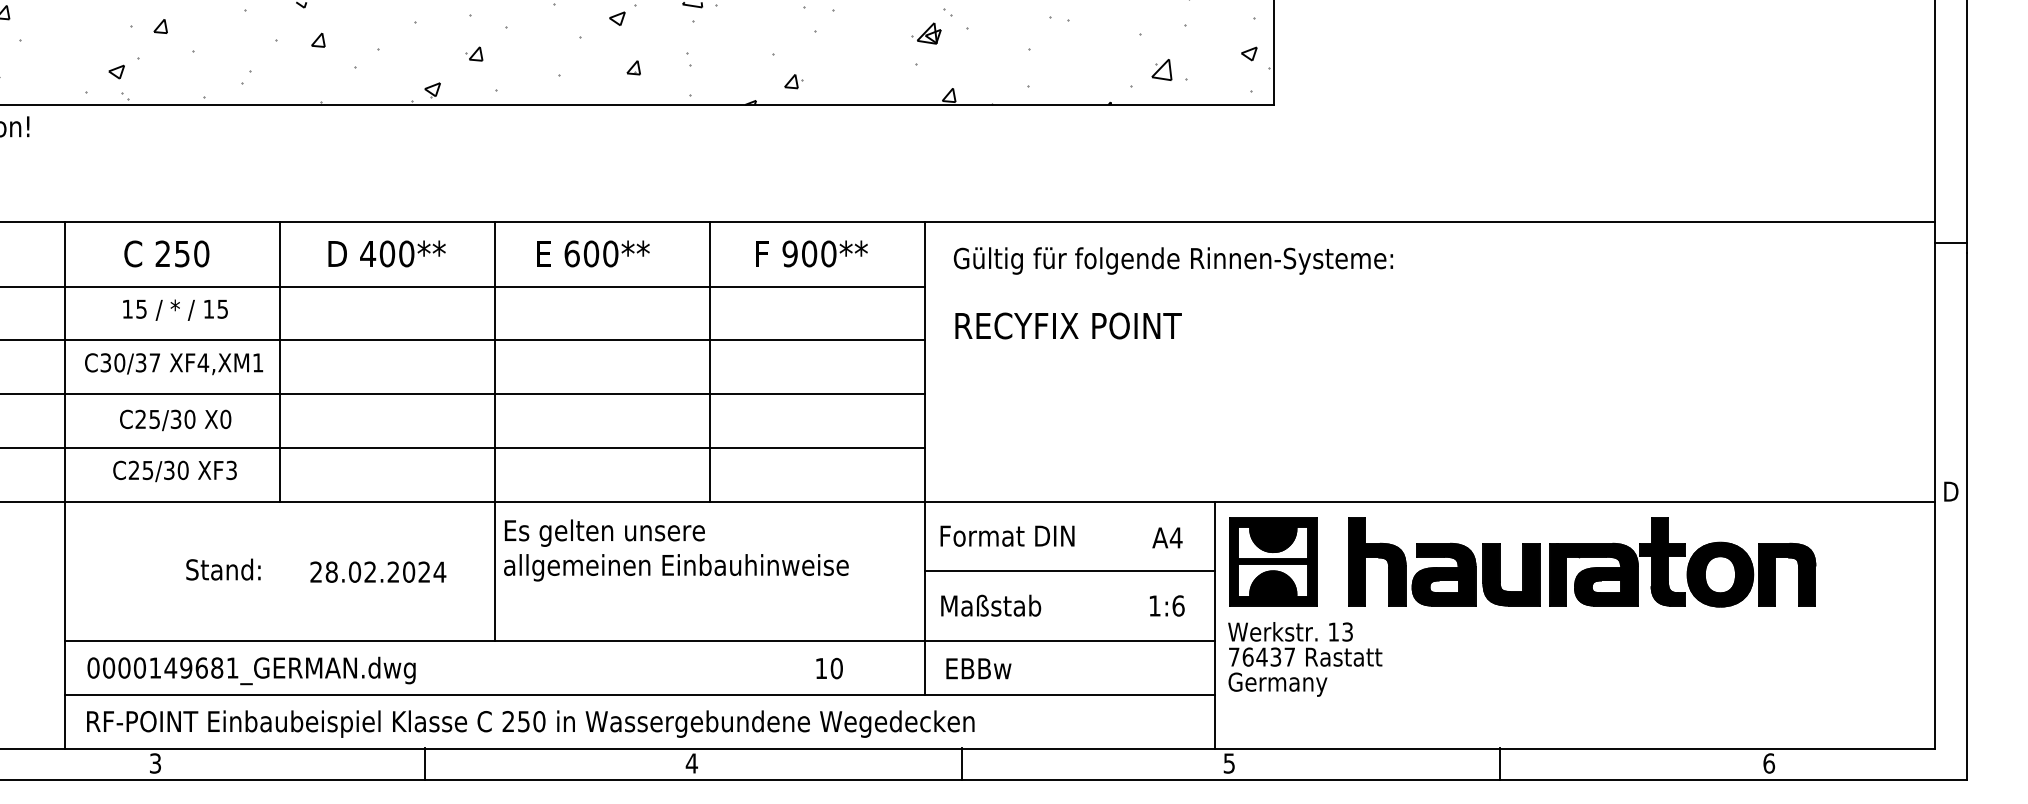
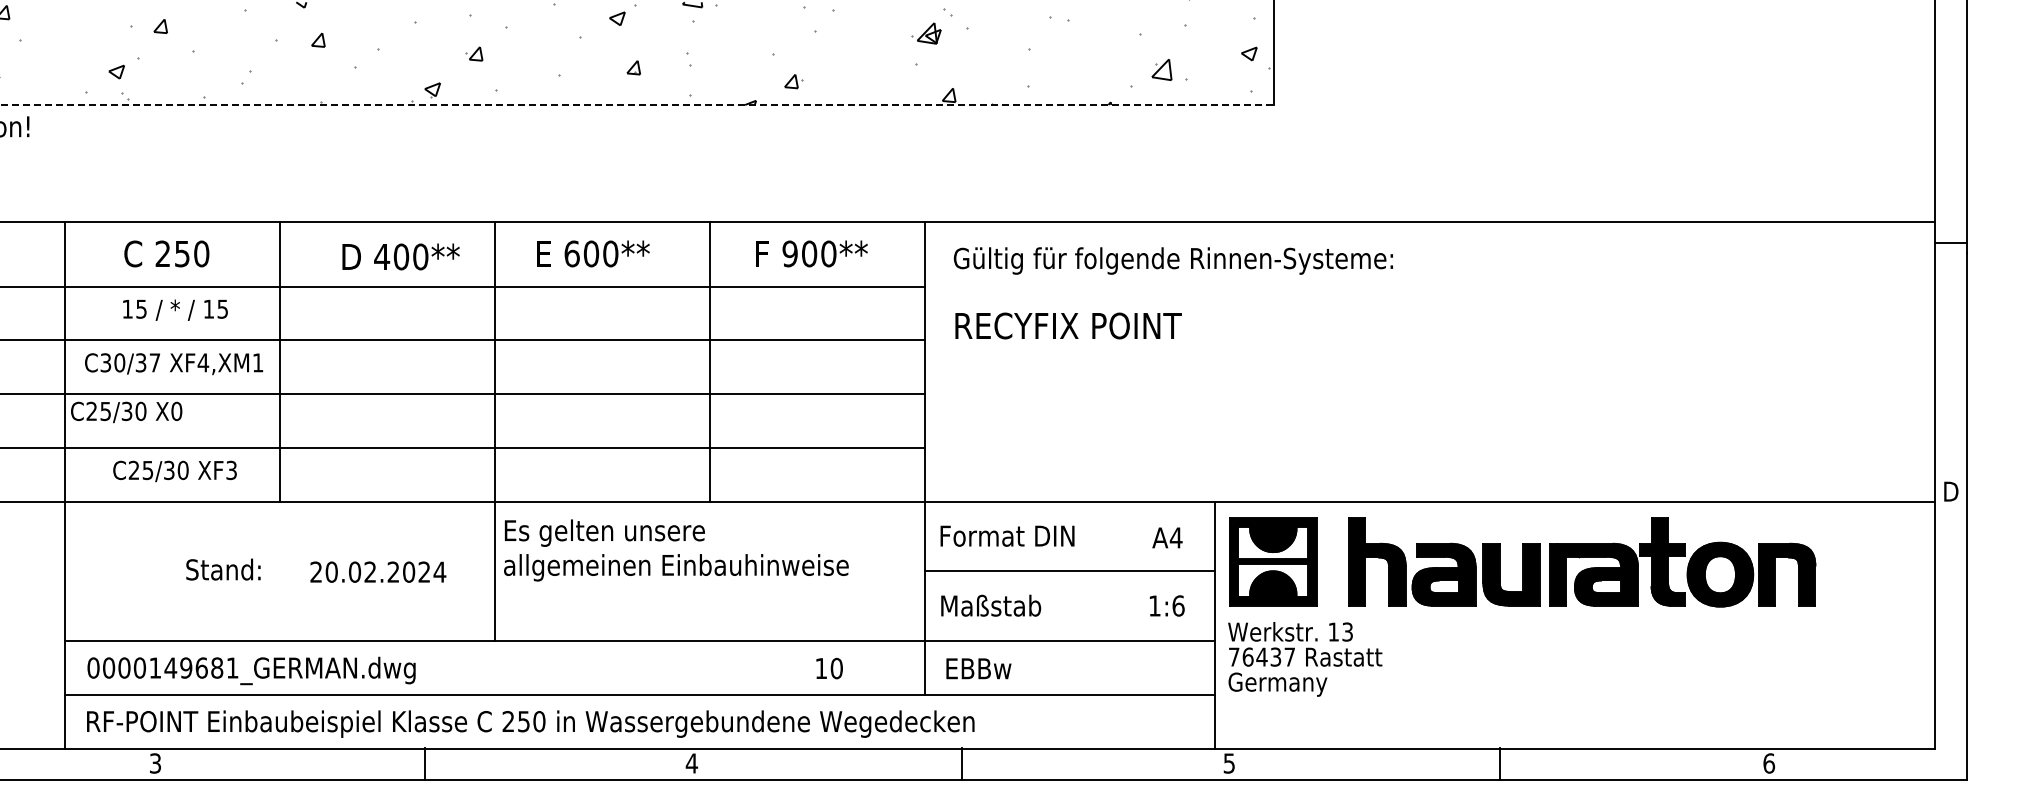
line: solid -> dashed (637, 104)
text position: (386, 253) -> (400, 256) (400, 256)
text position: (175, 420) -> (126, 412) (126, 412)
text: 28.02.2024 -> 20.02.2024 (331, 571)
